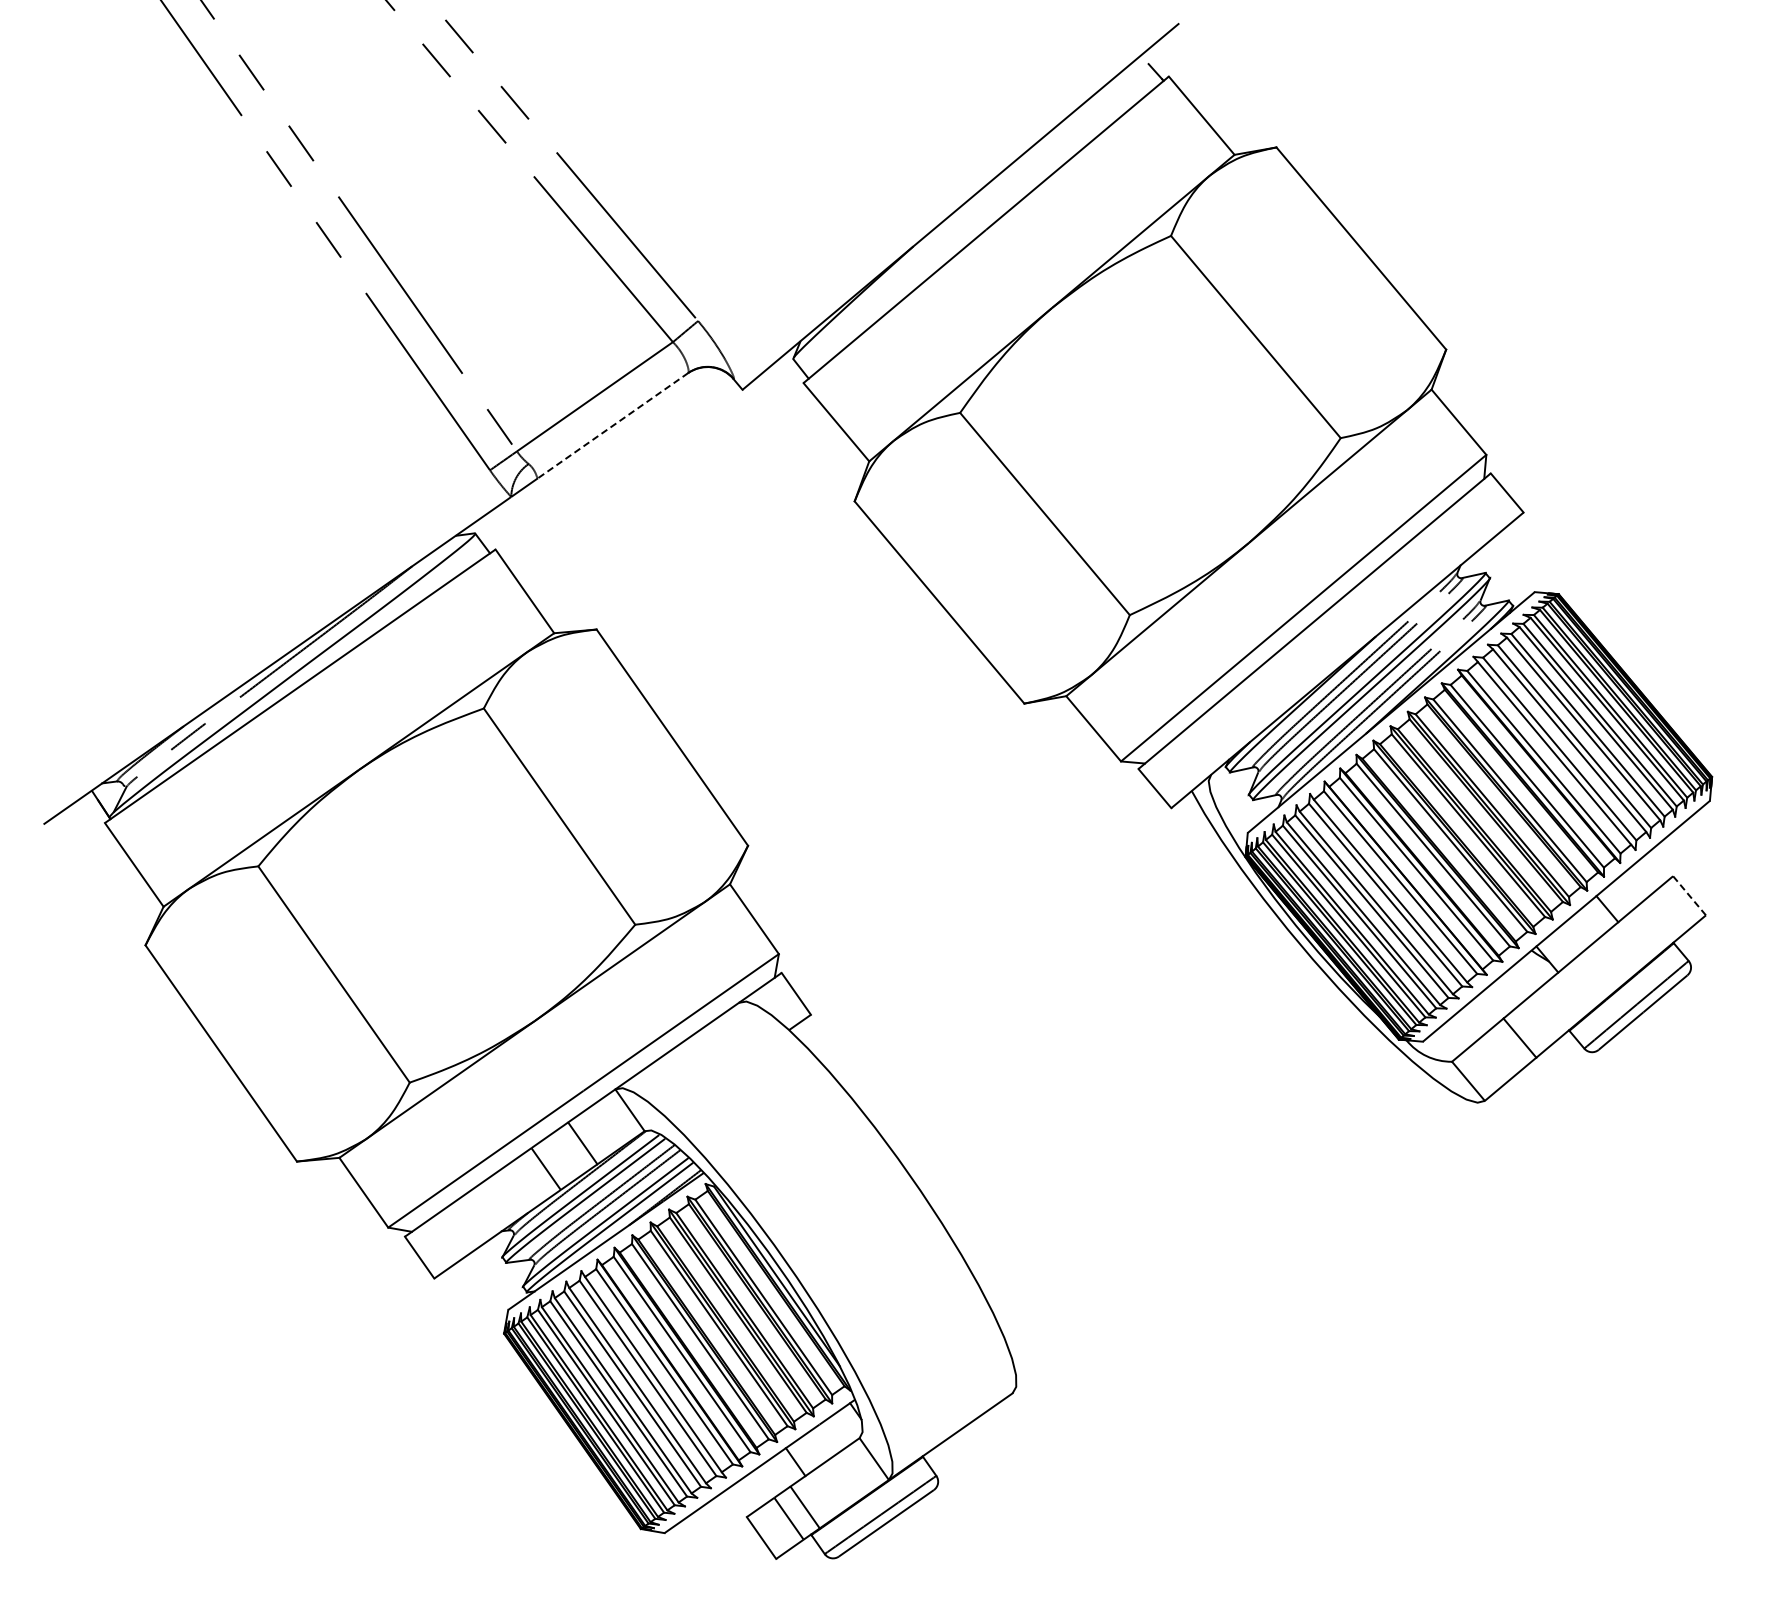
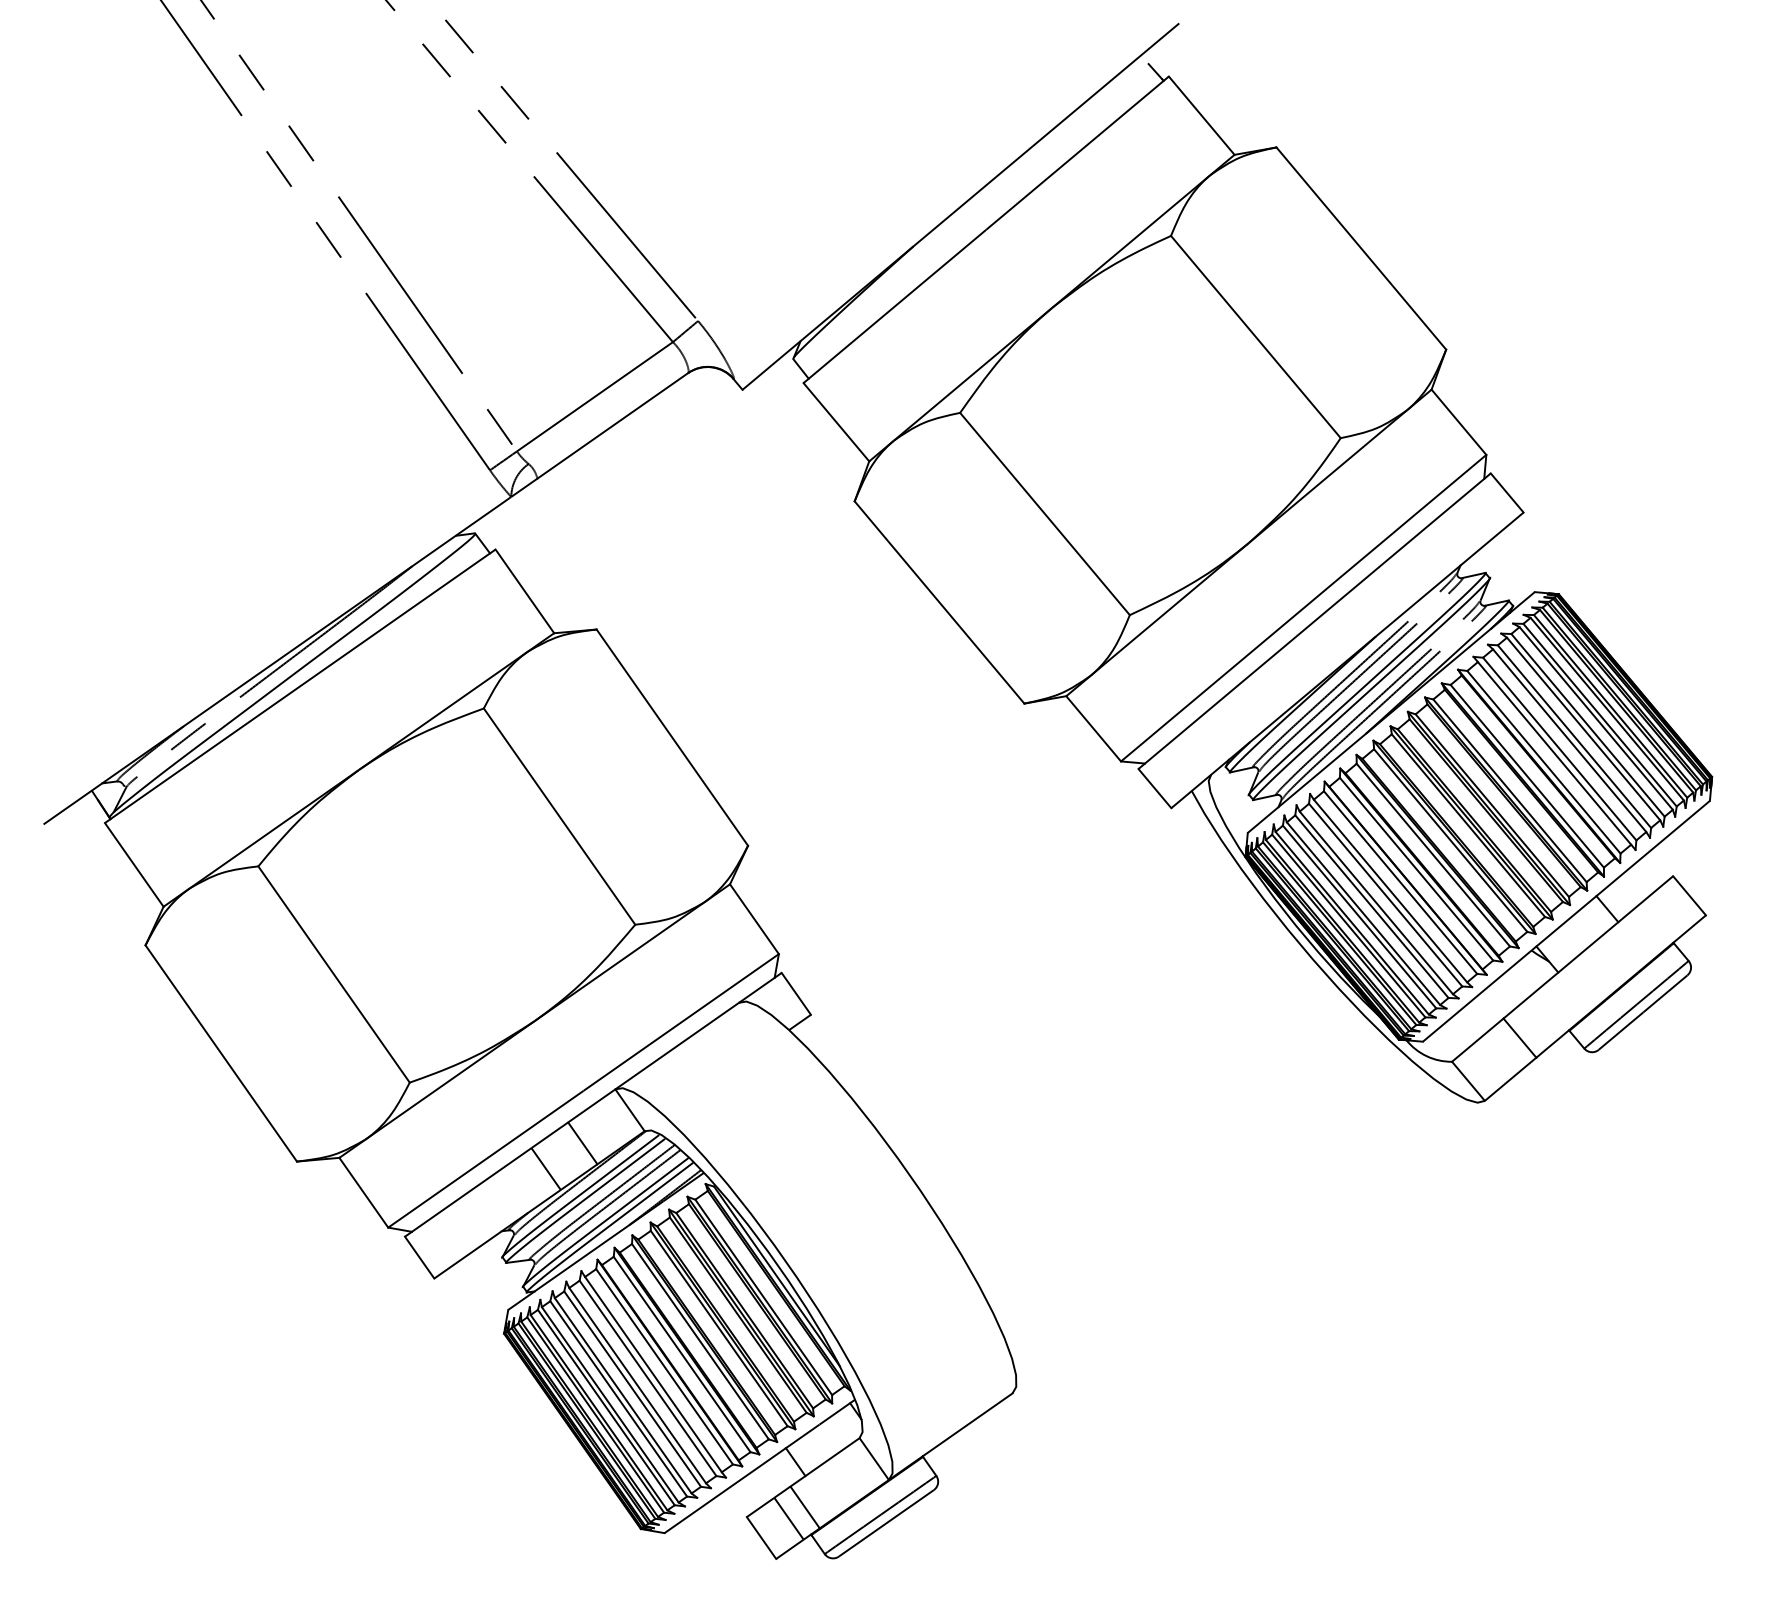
line: dashed -> solid (613, 425)
line: dashed -> solid (1689, 895)
